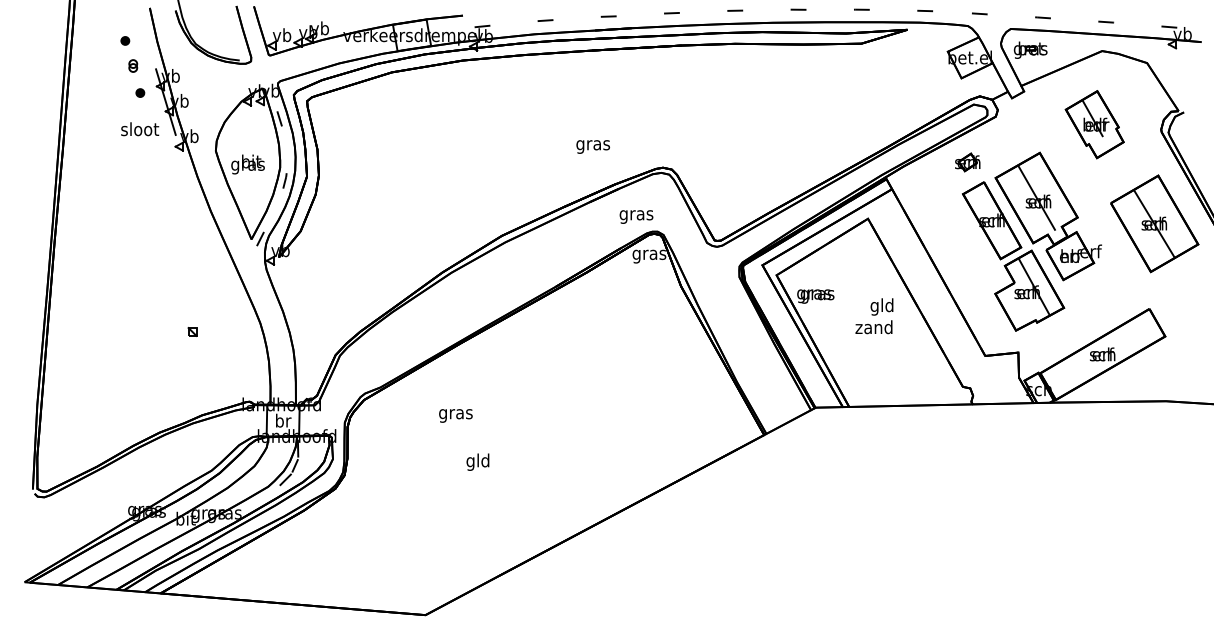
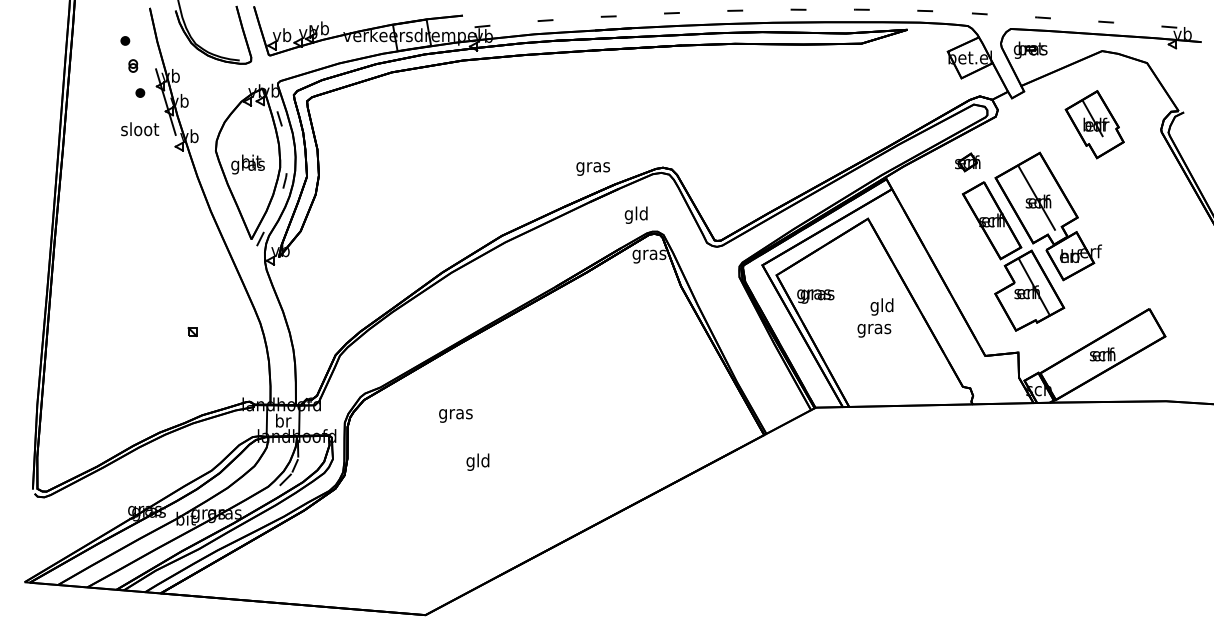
text position: (592, 146) -> (592, 168) (592, 168)
text: gras -> gld (636, 214)
part: present -> none (1154, 223)
text: zand -> gras (873, 328)
